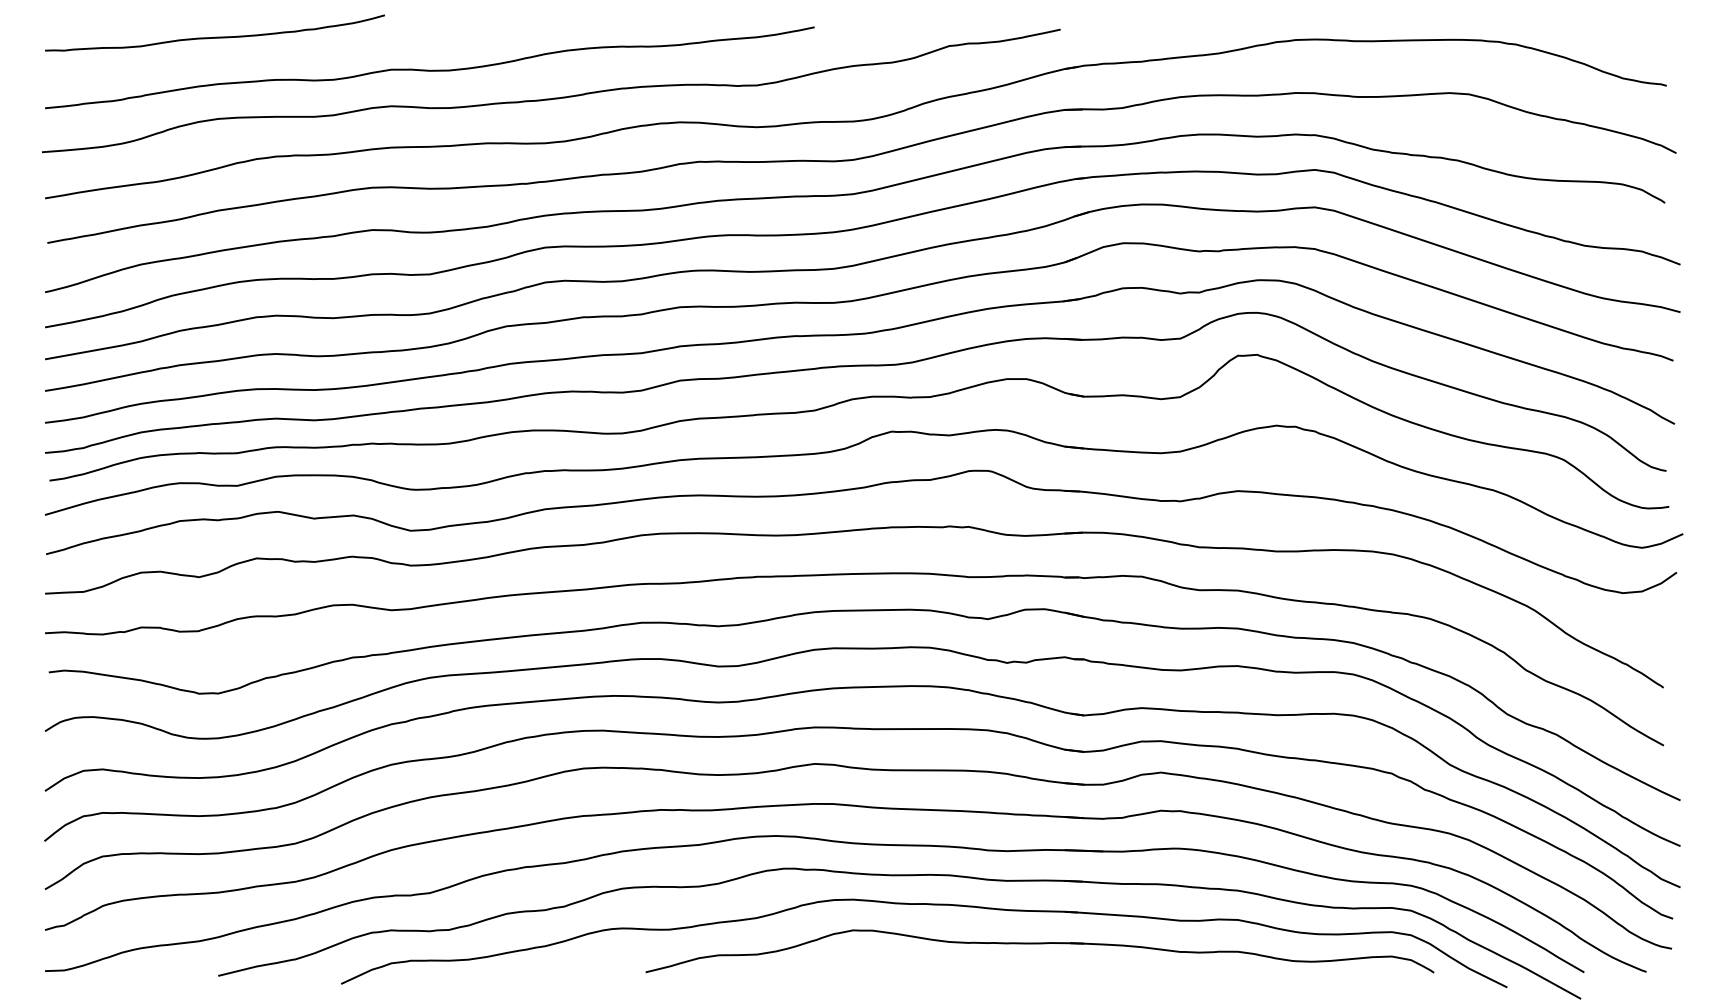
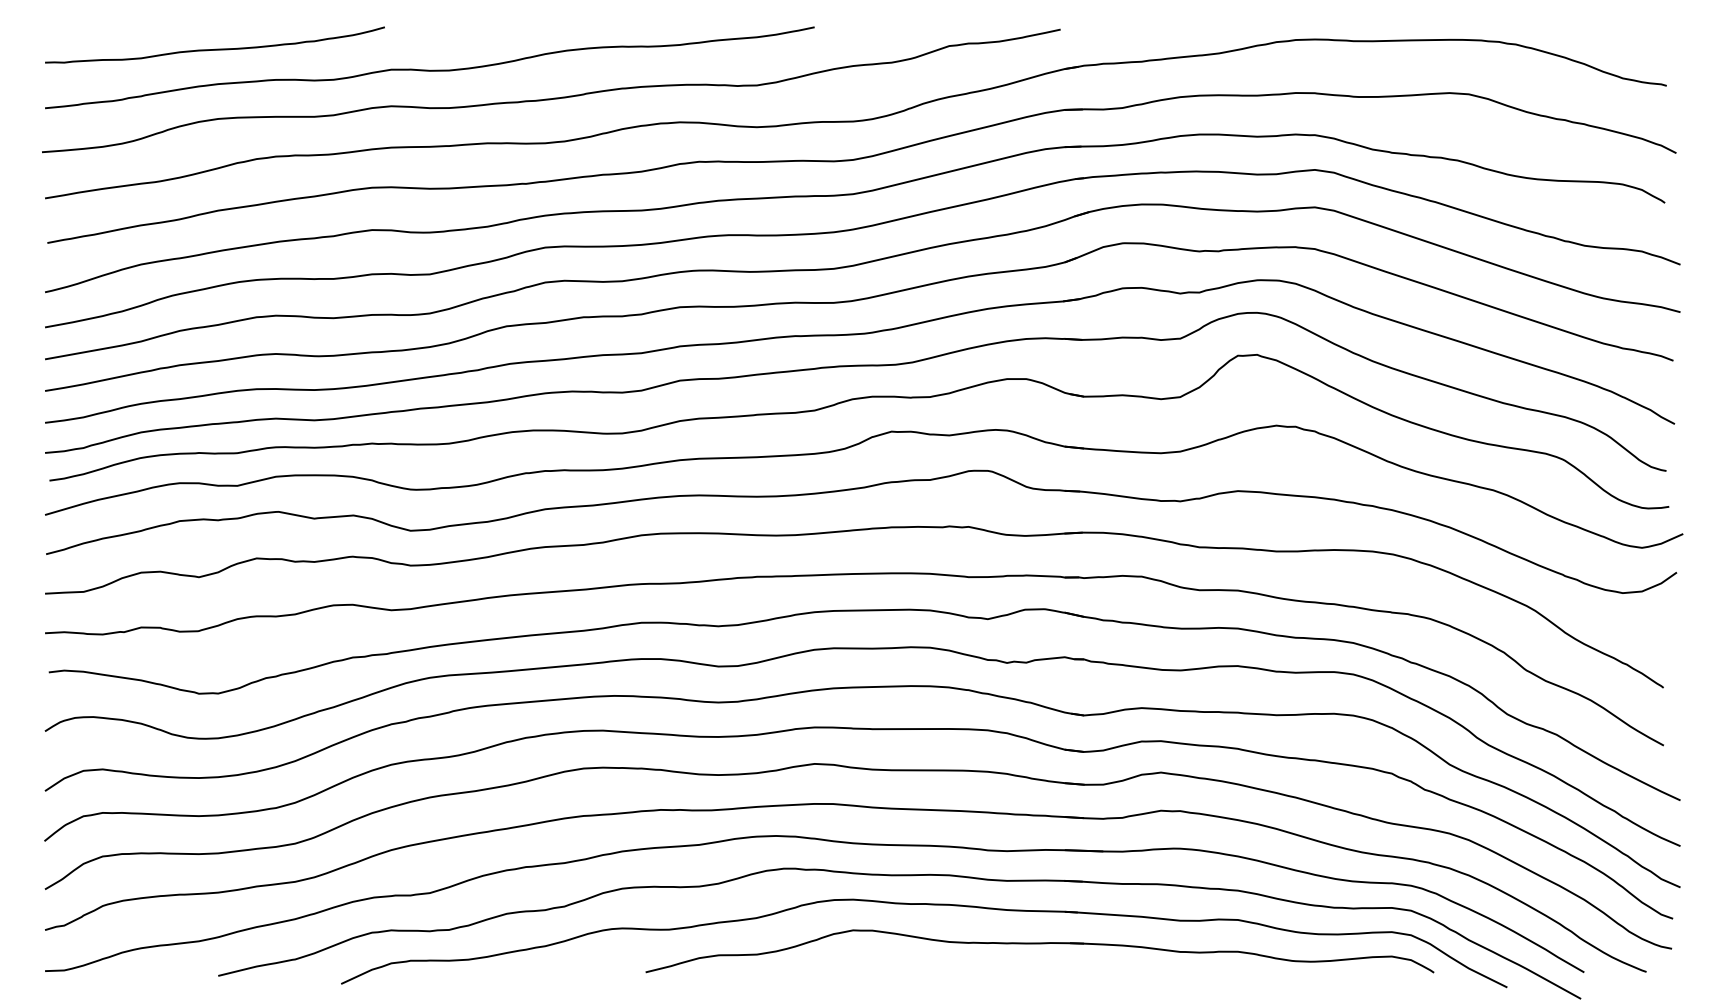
curve position: (215, 36) -> (215, 48) (215, 48)
